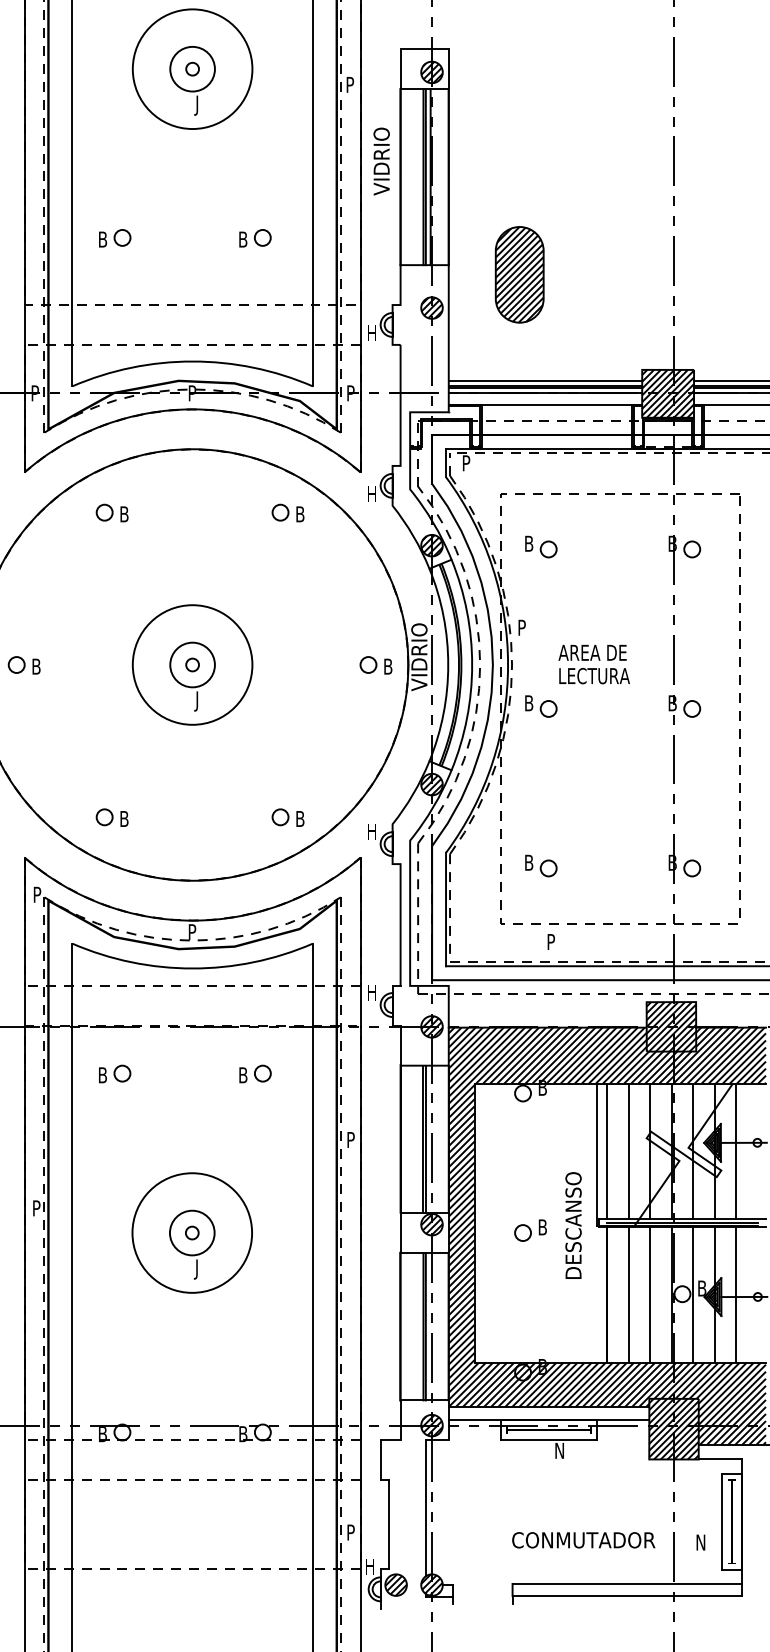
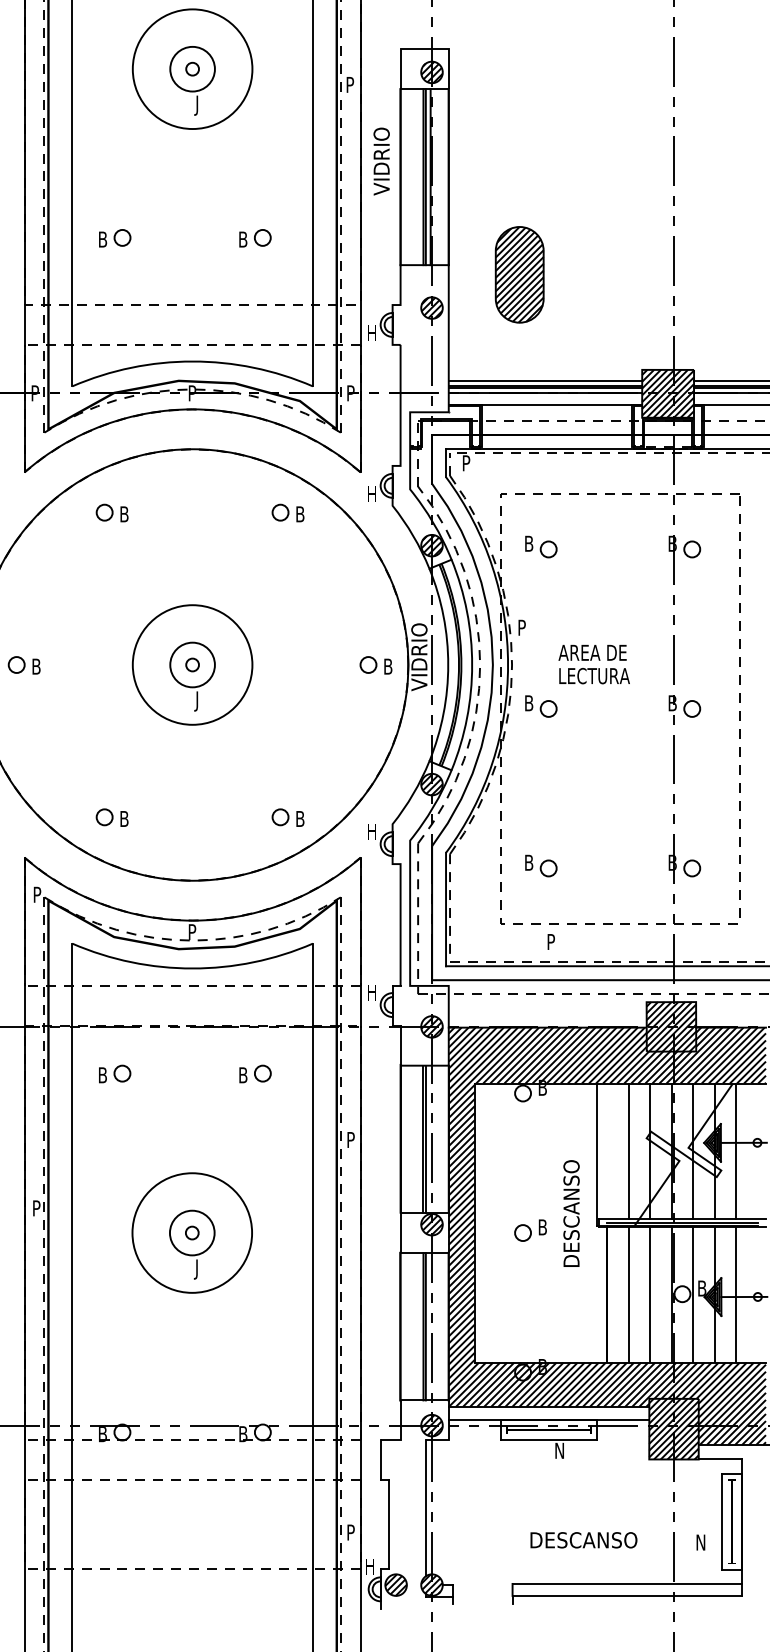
line: present -> none (607, 1151)
text position: (573, 1225) -> (571, 1213) (571, 1213)
text: CONMUTADOR -> DESCANSO (583, 1540)
